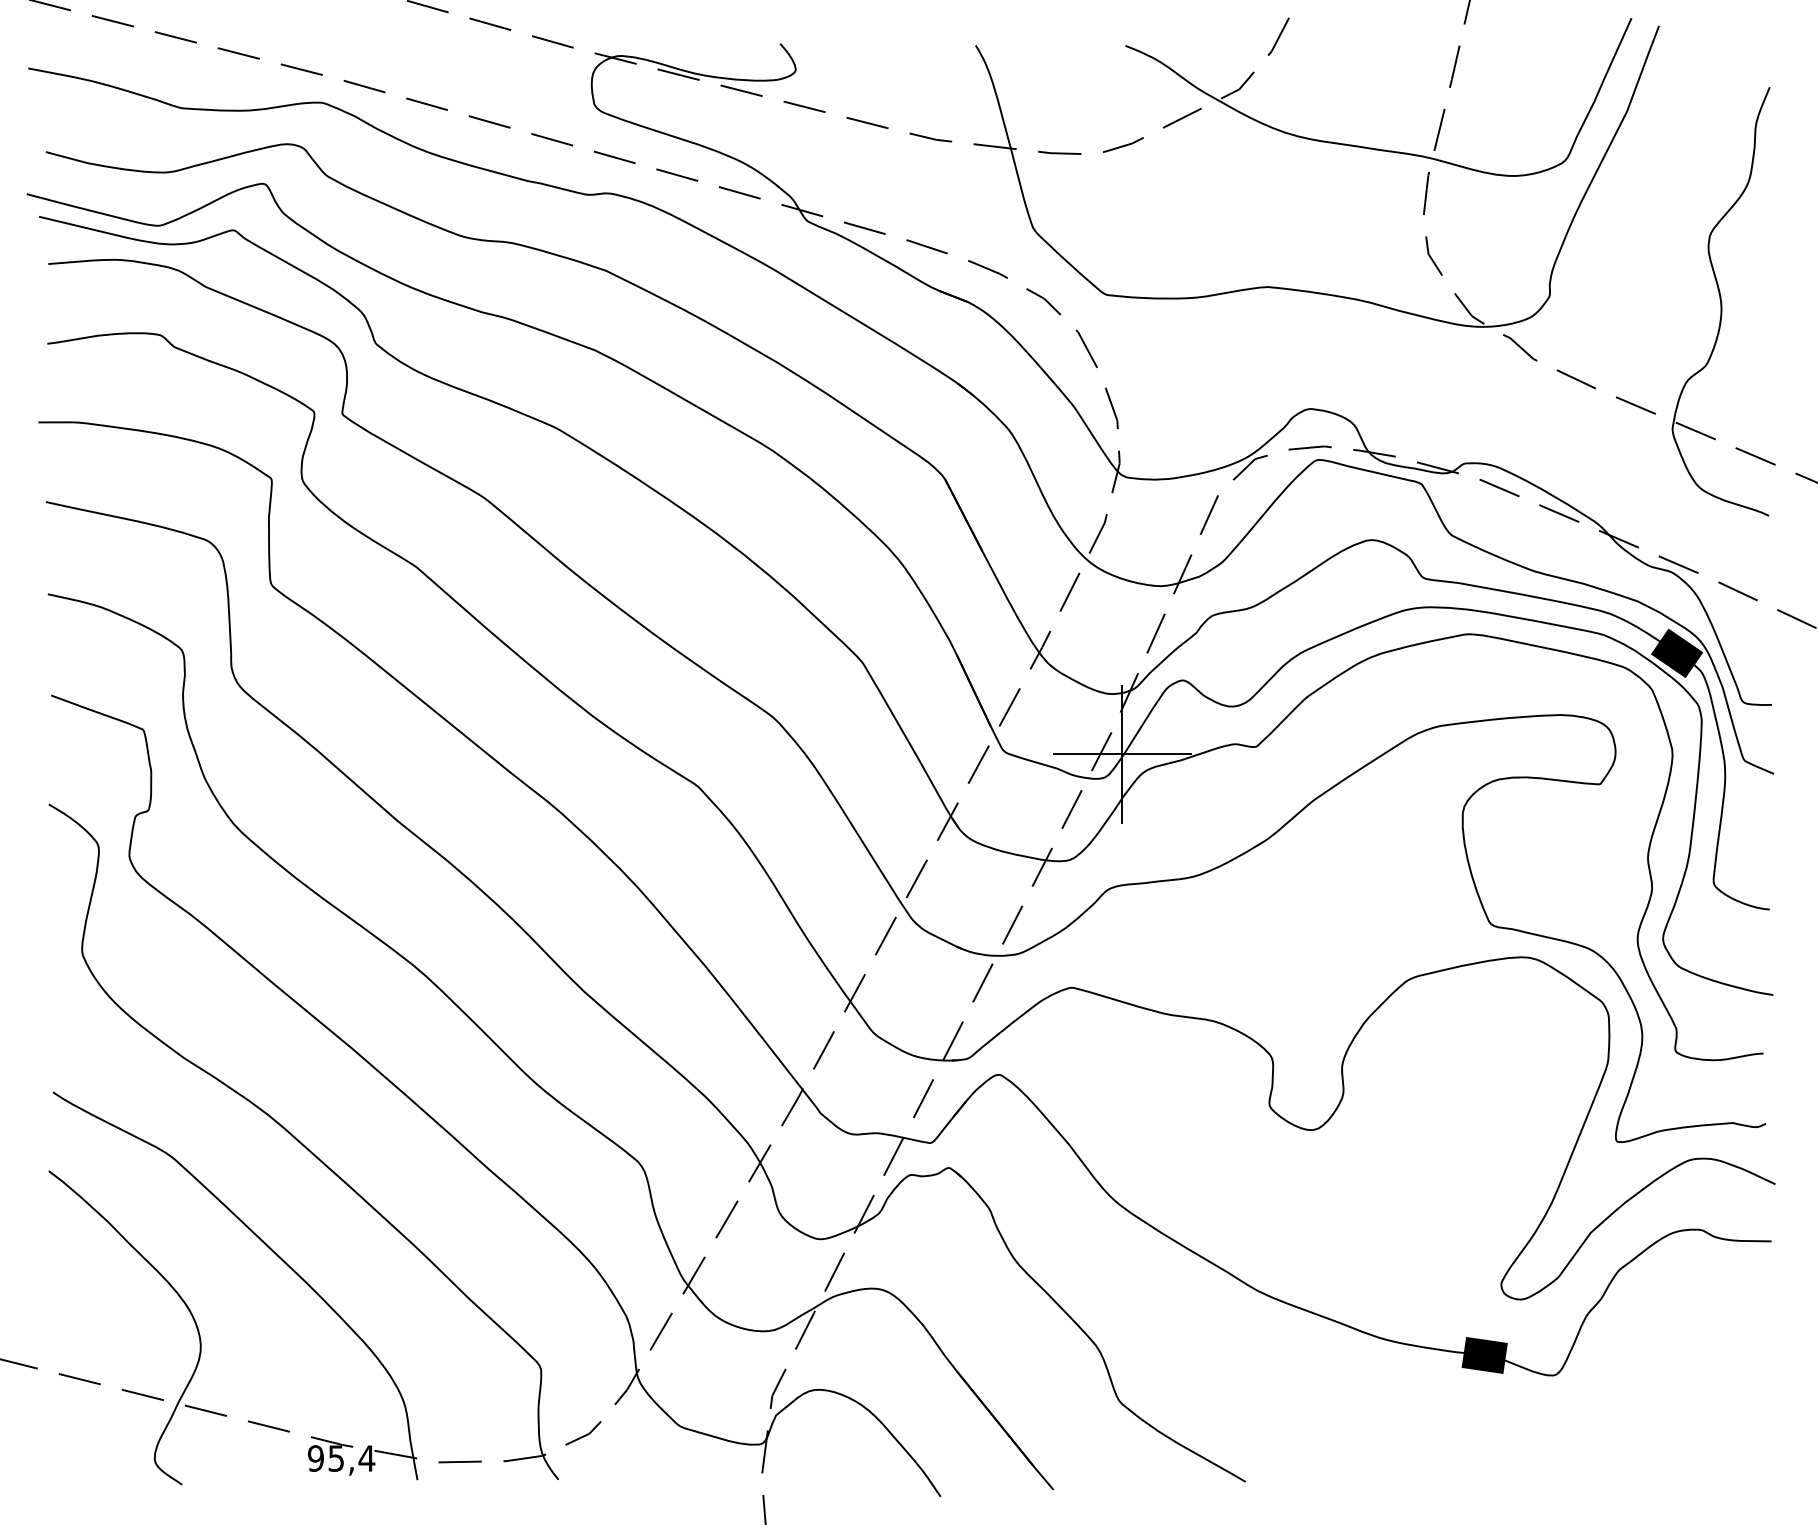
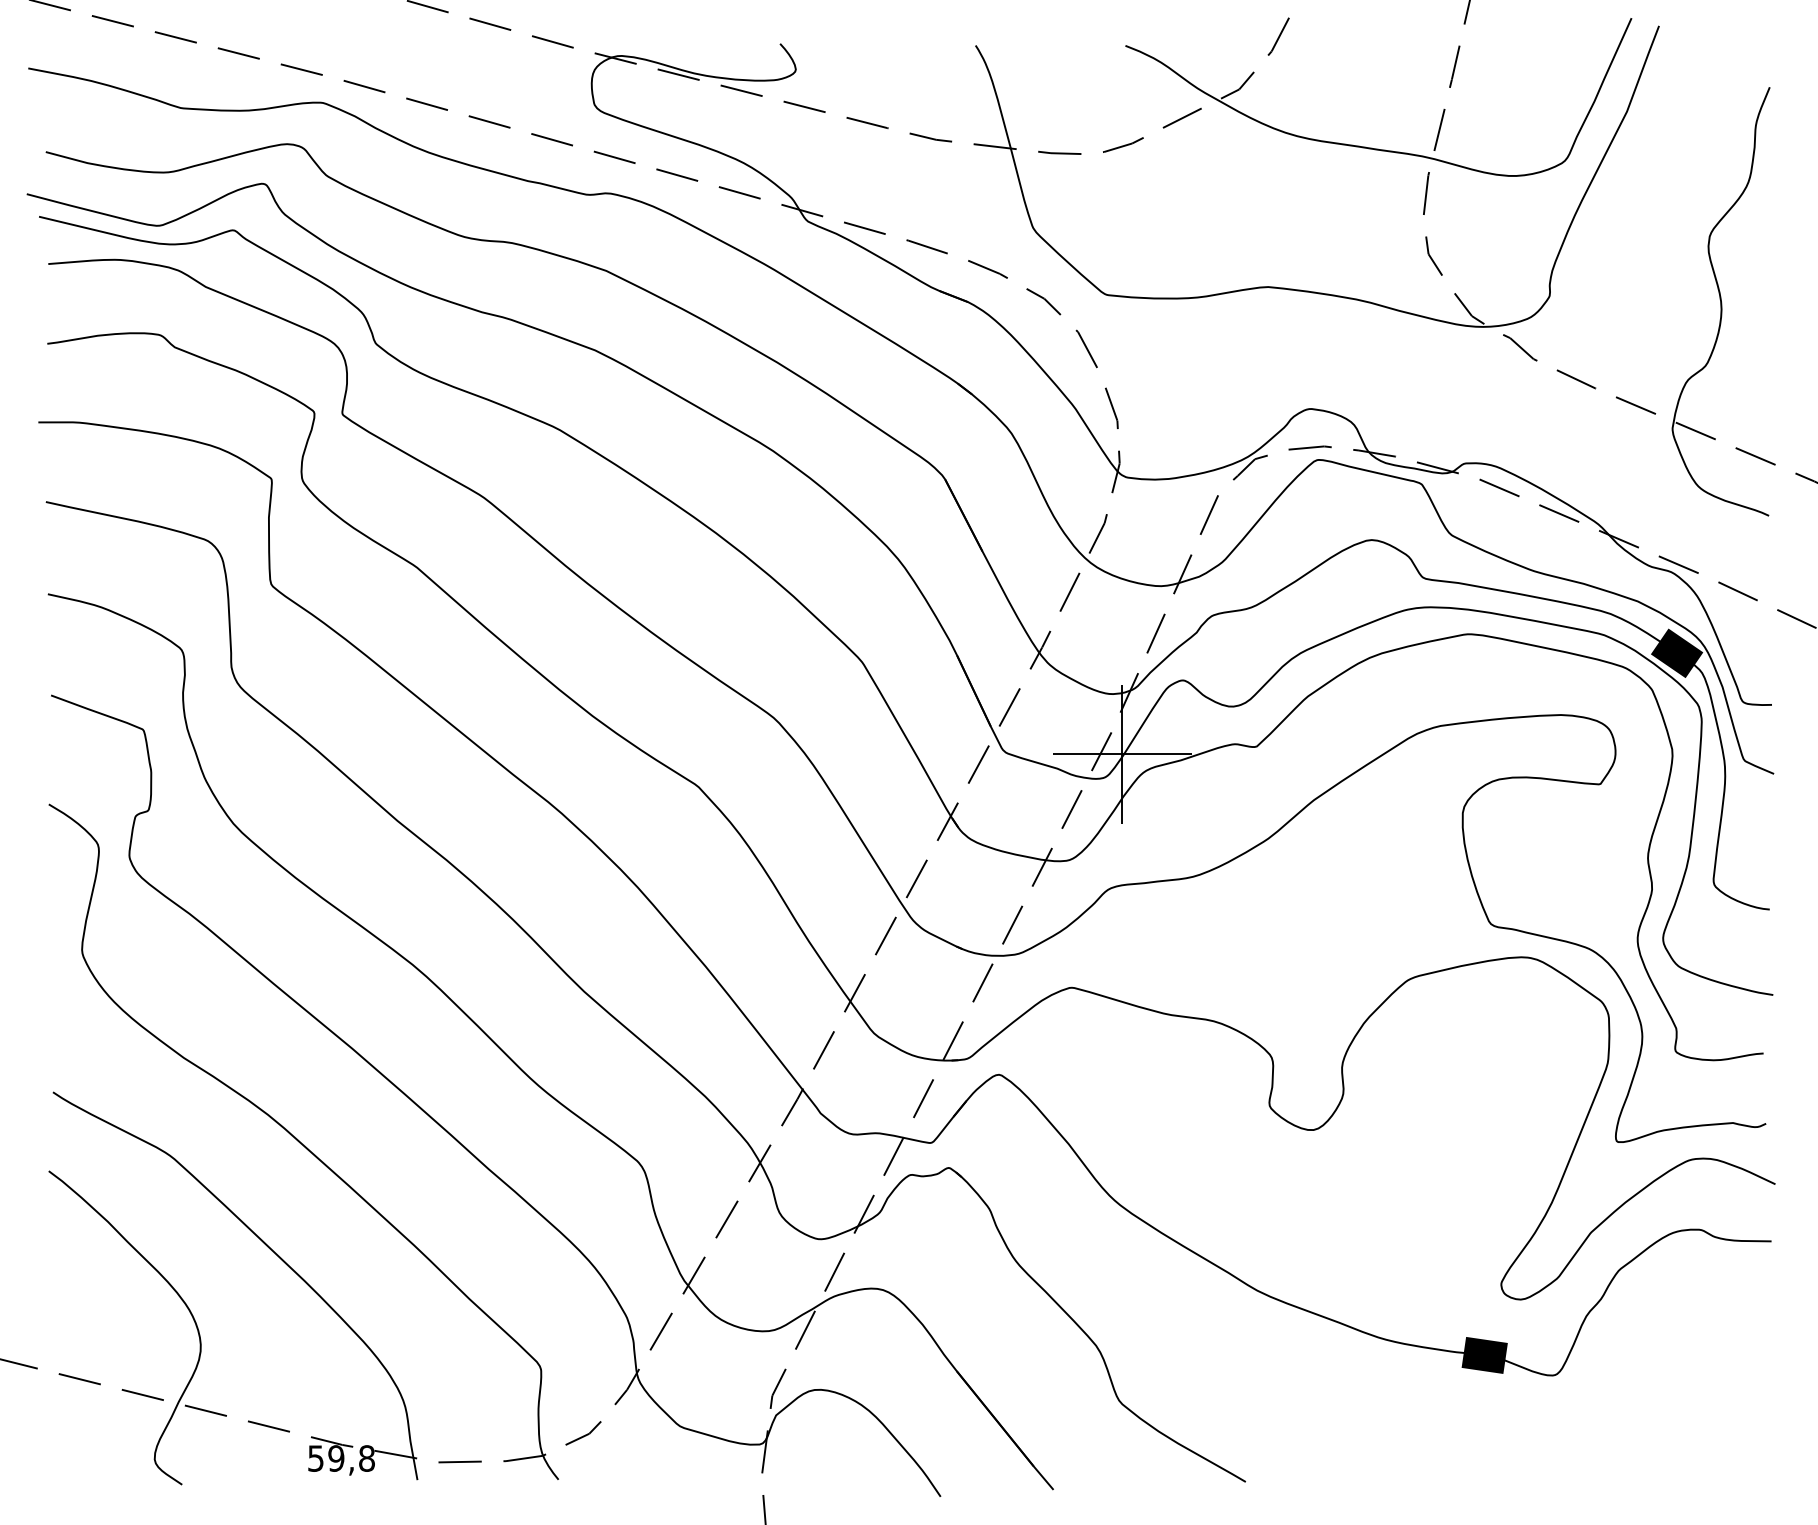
text: 95,4 -> 59,8 (341, 1458)
